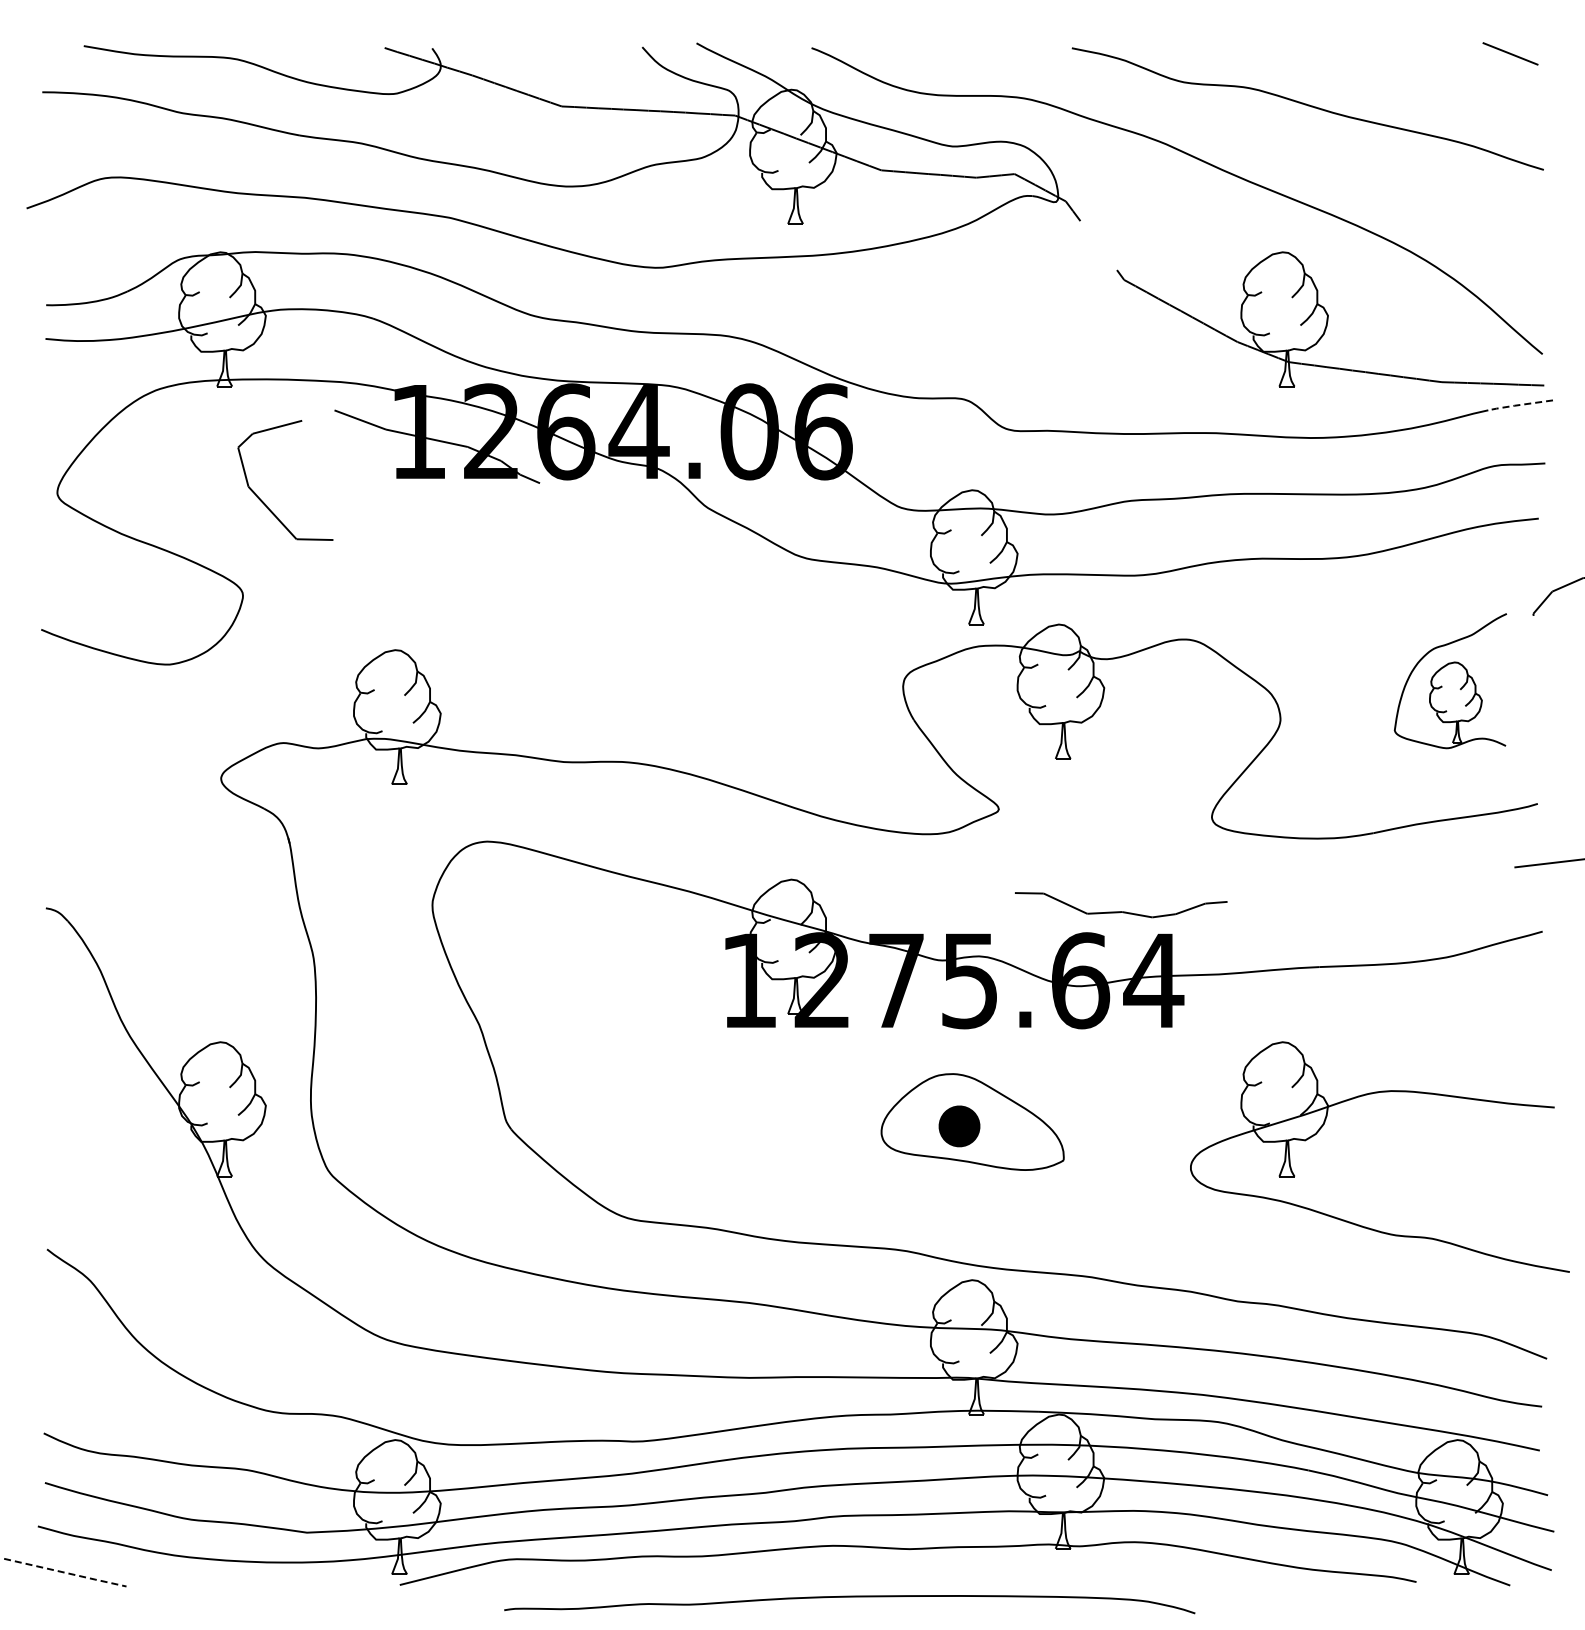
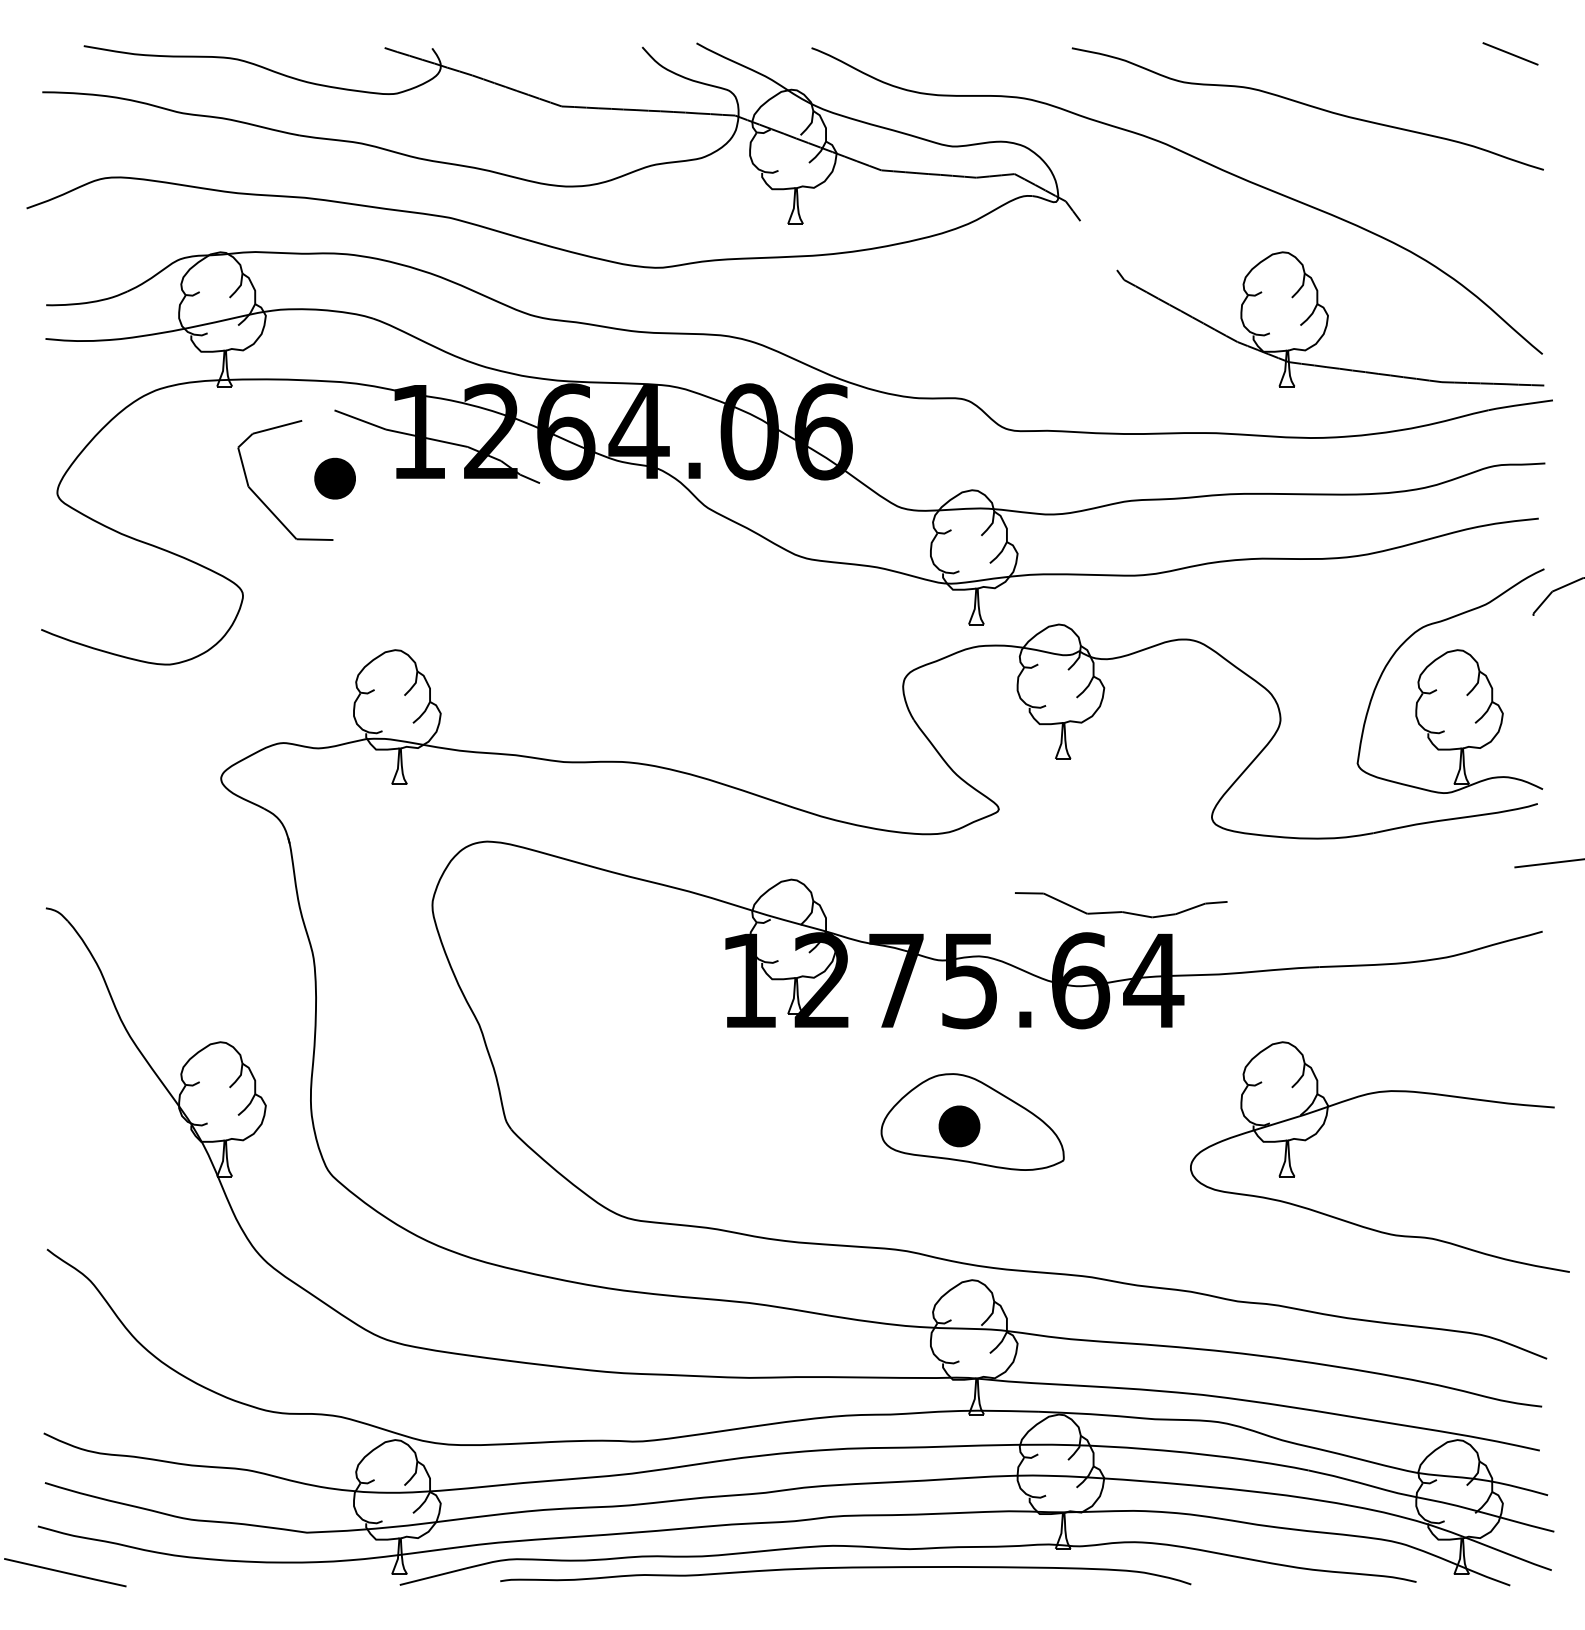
line: dashed -> solid (1518, 405)
part: none -> present (334, 478)
part size: 114x137 px -> 189x226 px (1450, 680)
line: dashed -> solid (66, 1572)
curve position: (849, 1597) -> (845, 1568) (845, 1568)
